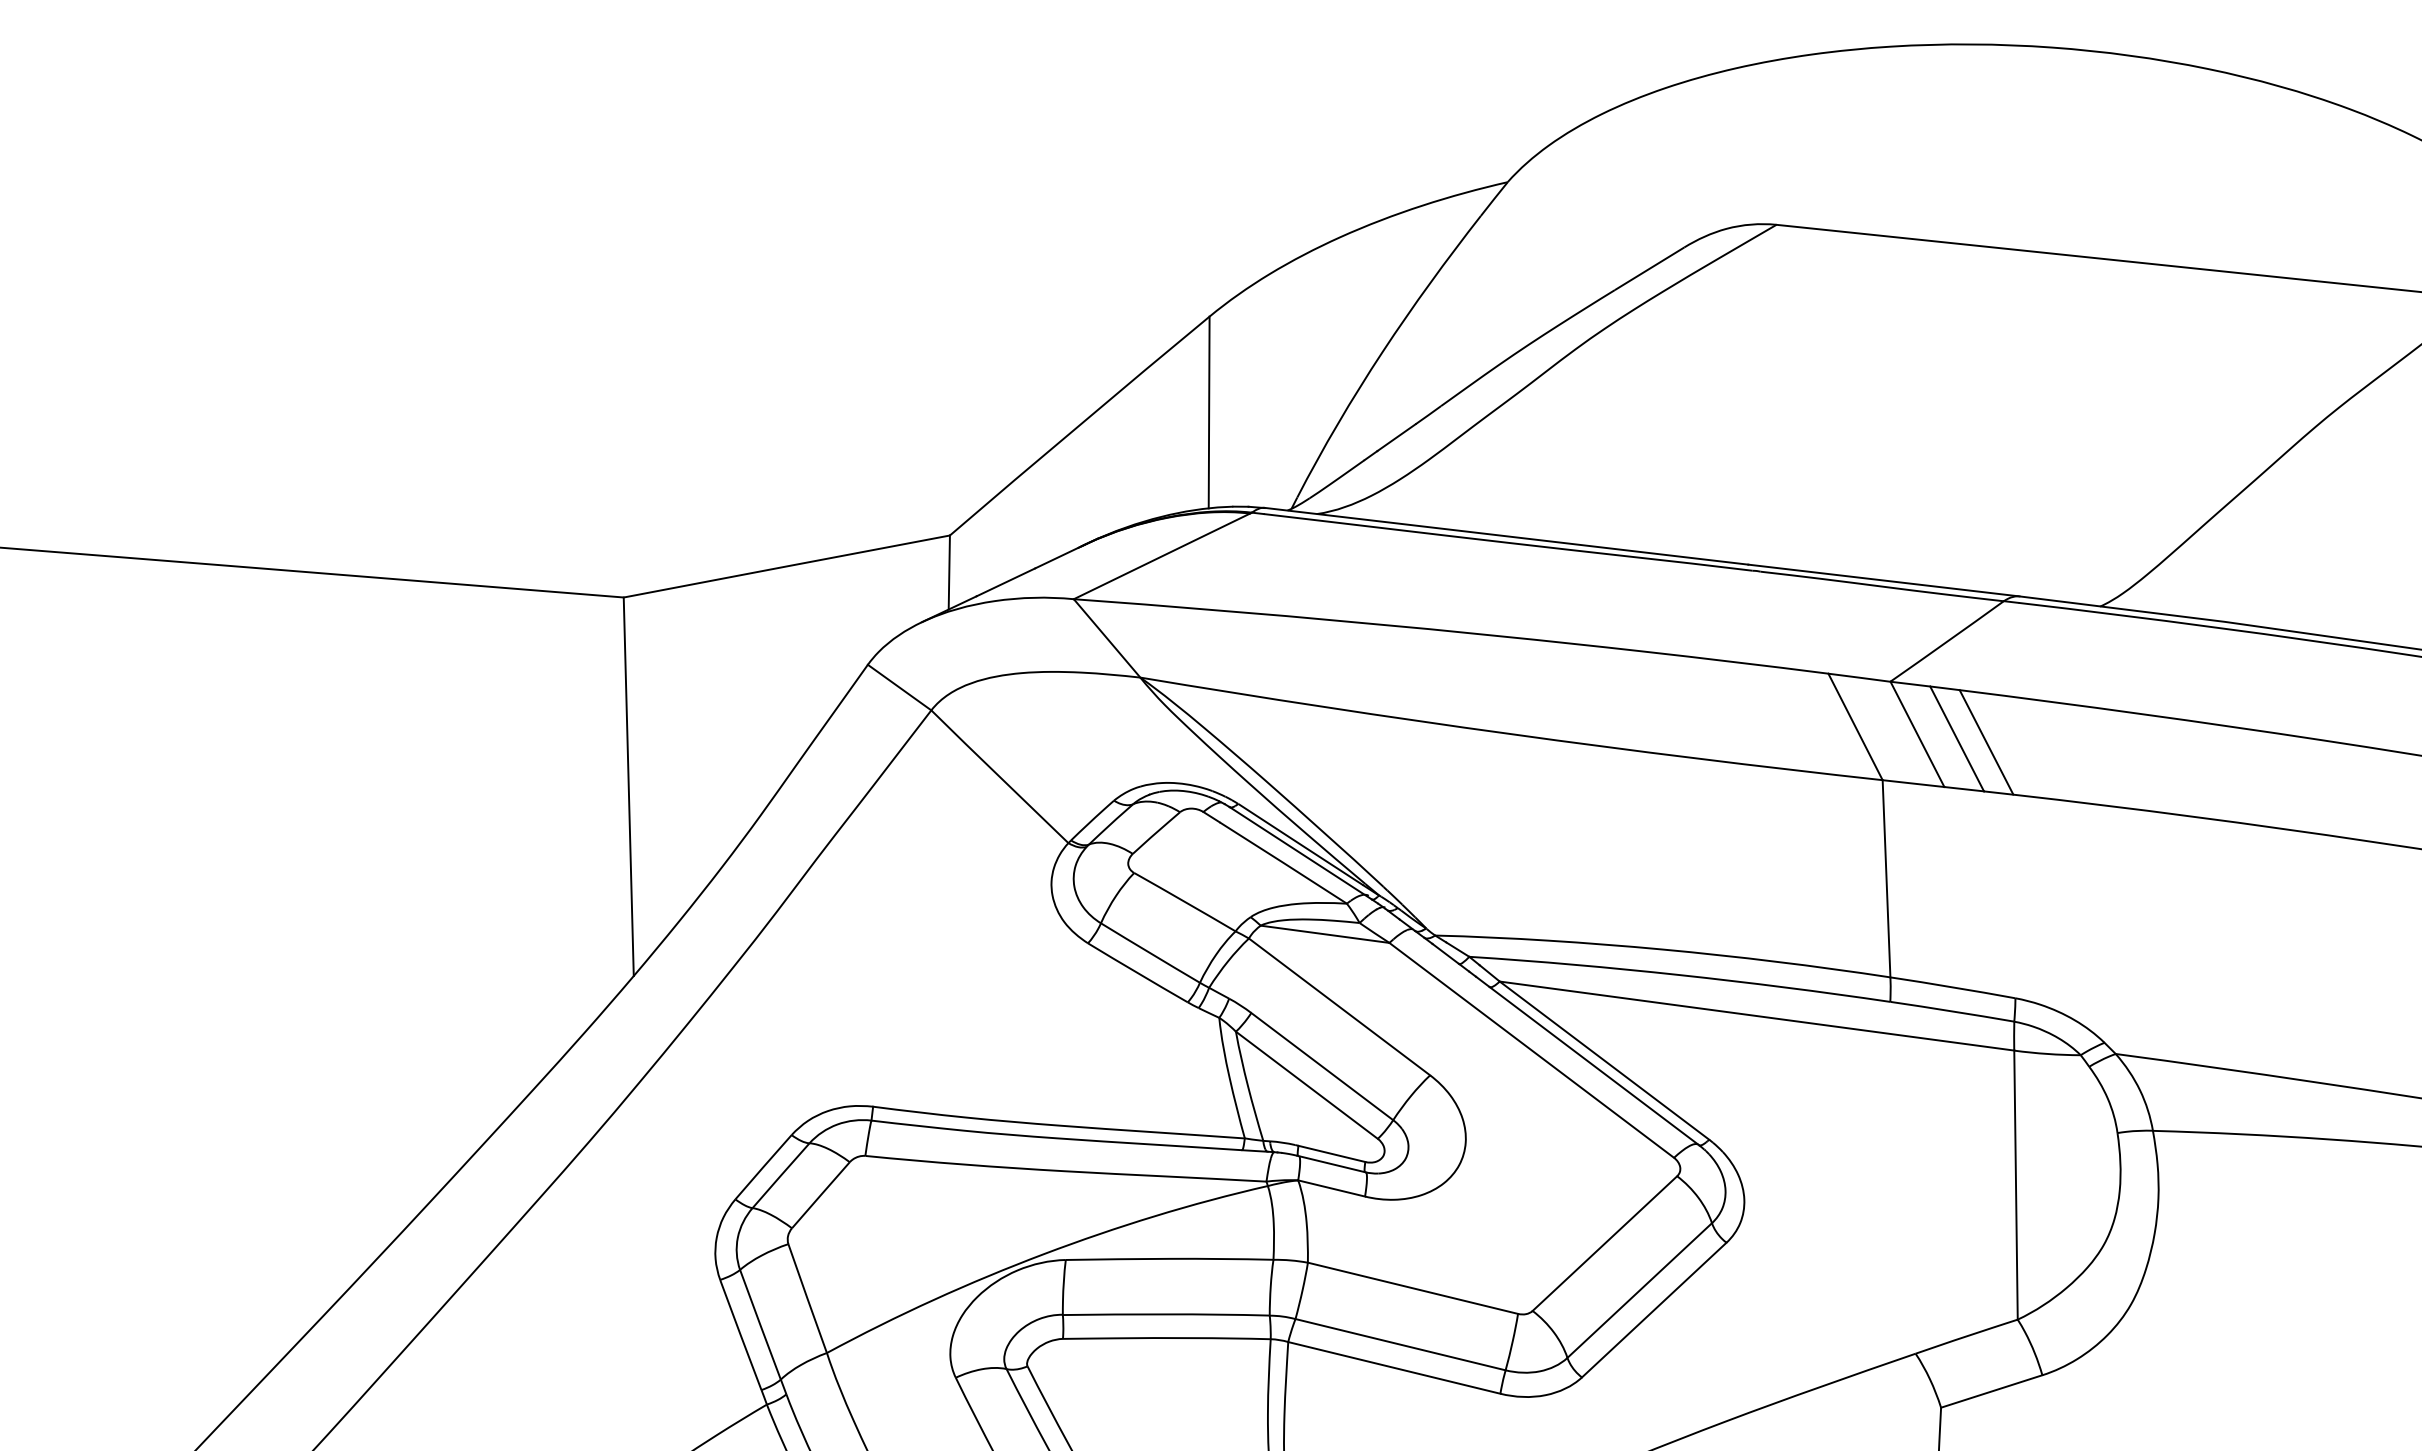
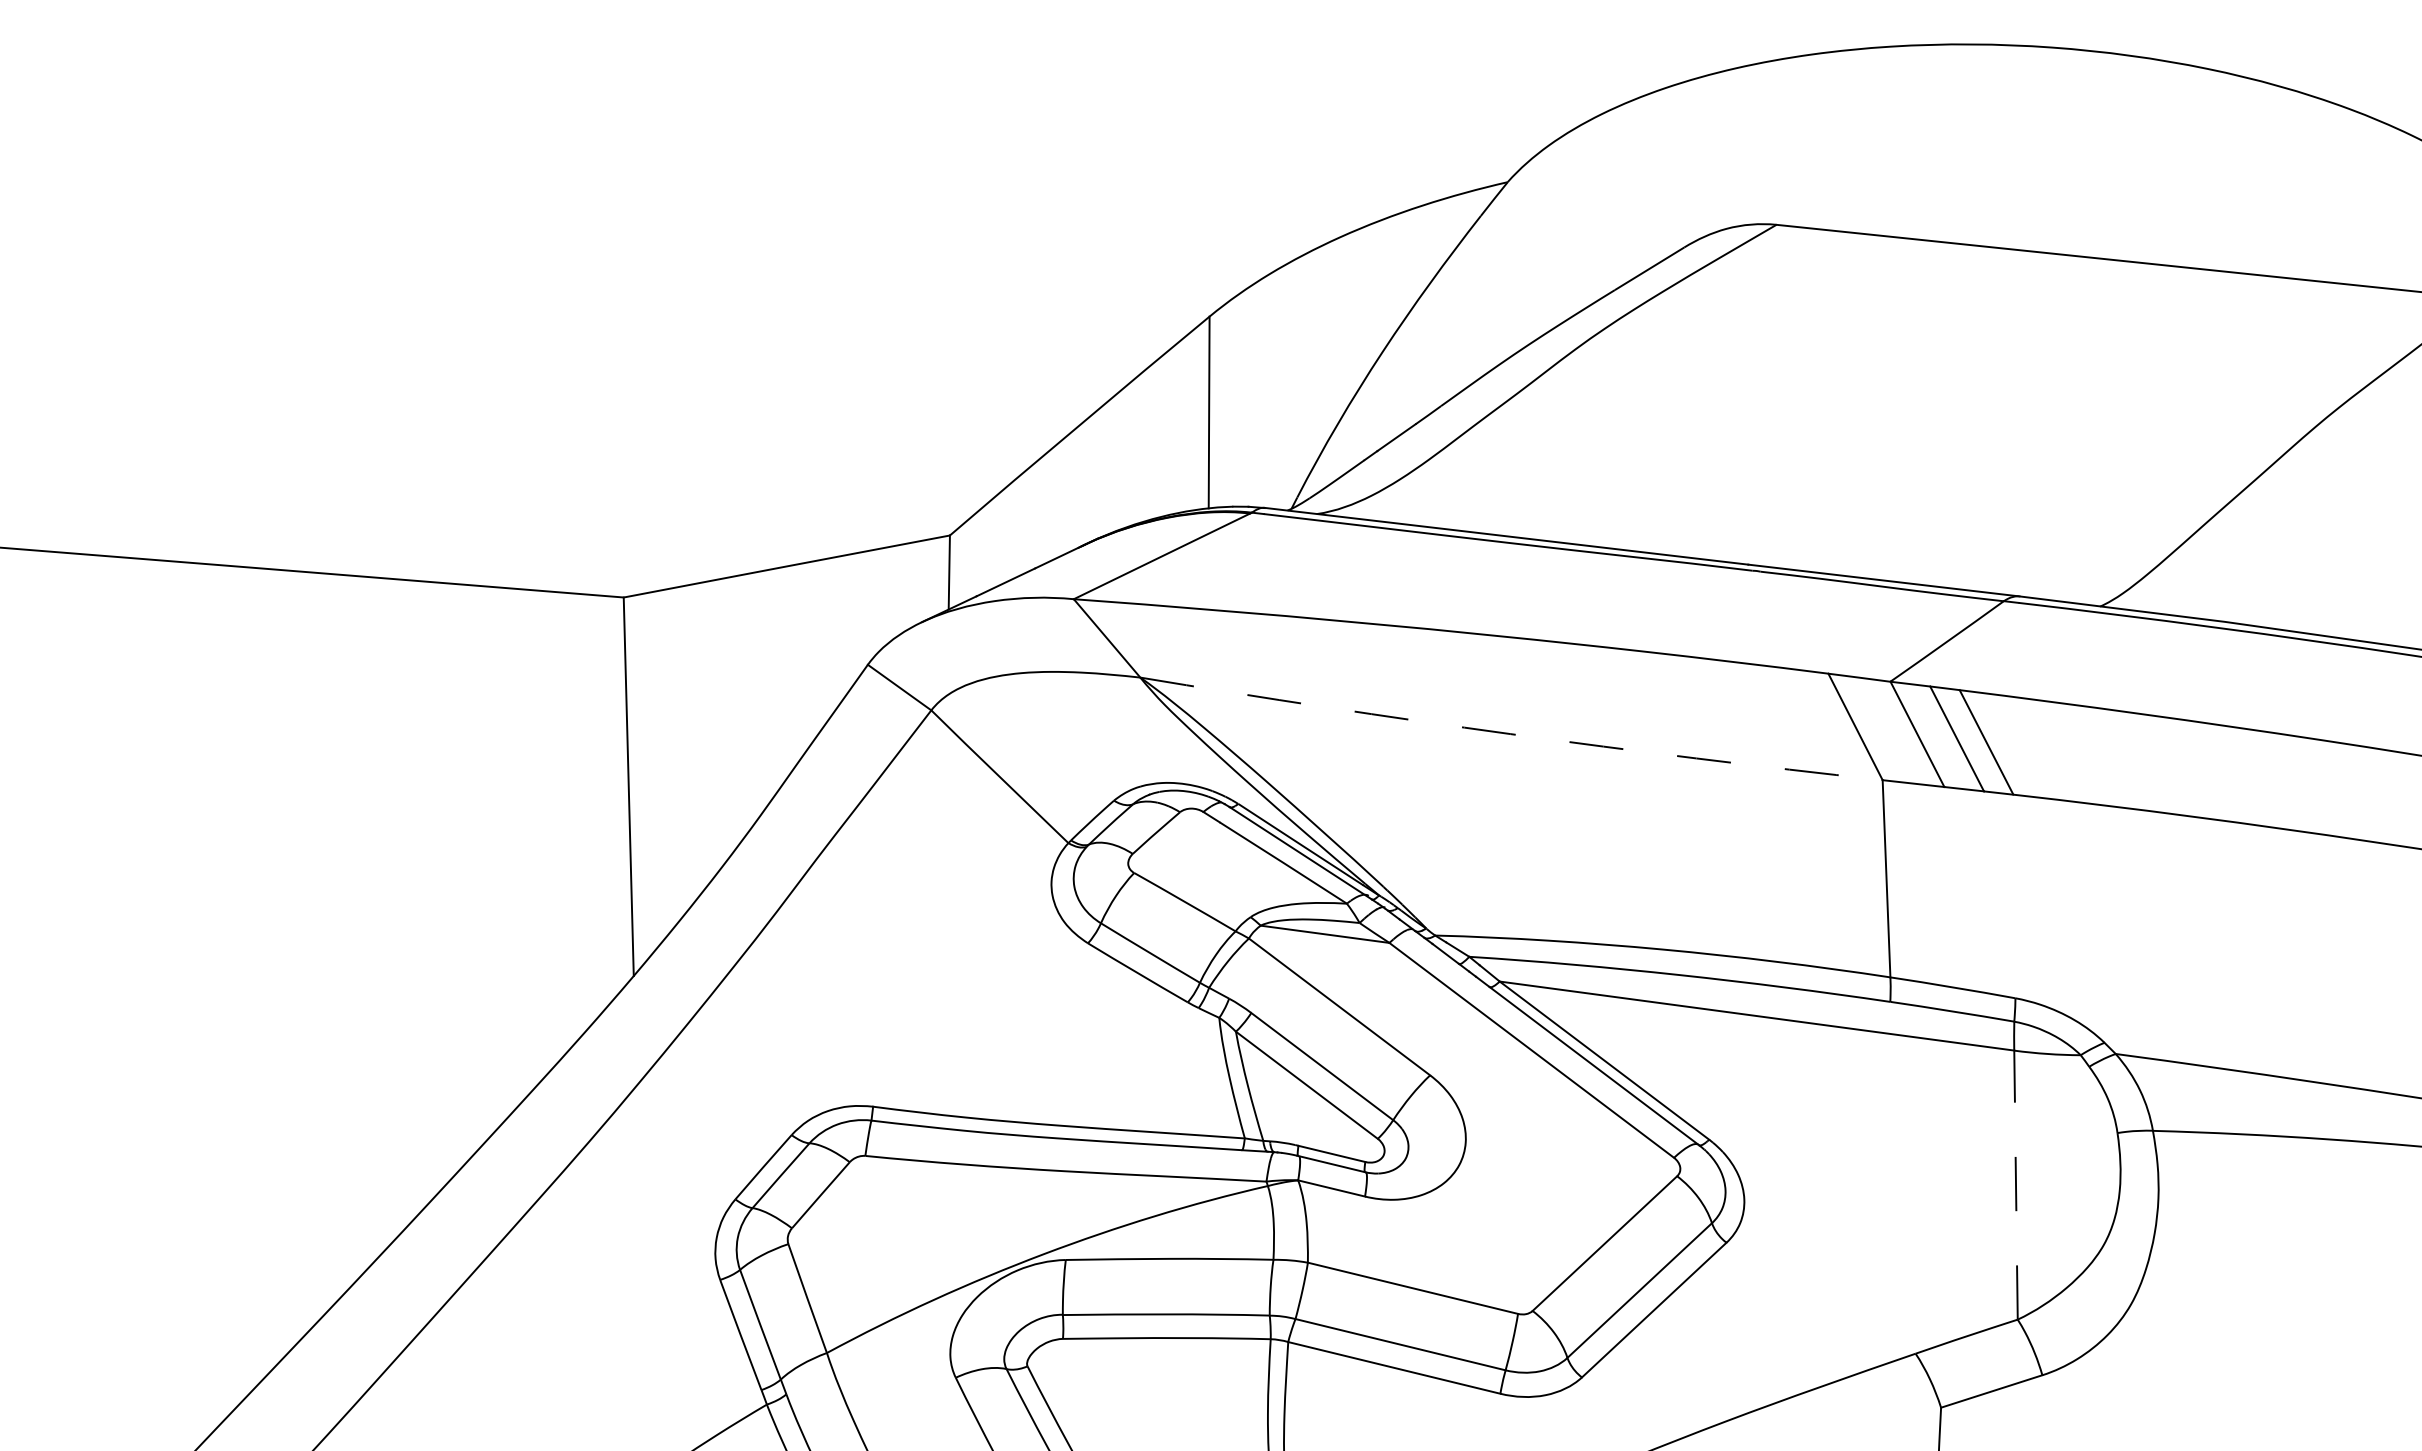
arc: solid -> dashed (1510, 734)
line: solid -> dashed (2016, 1185)
